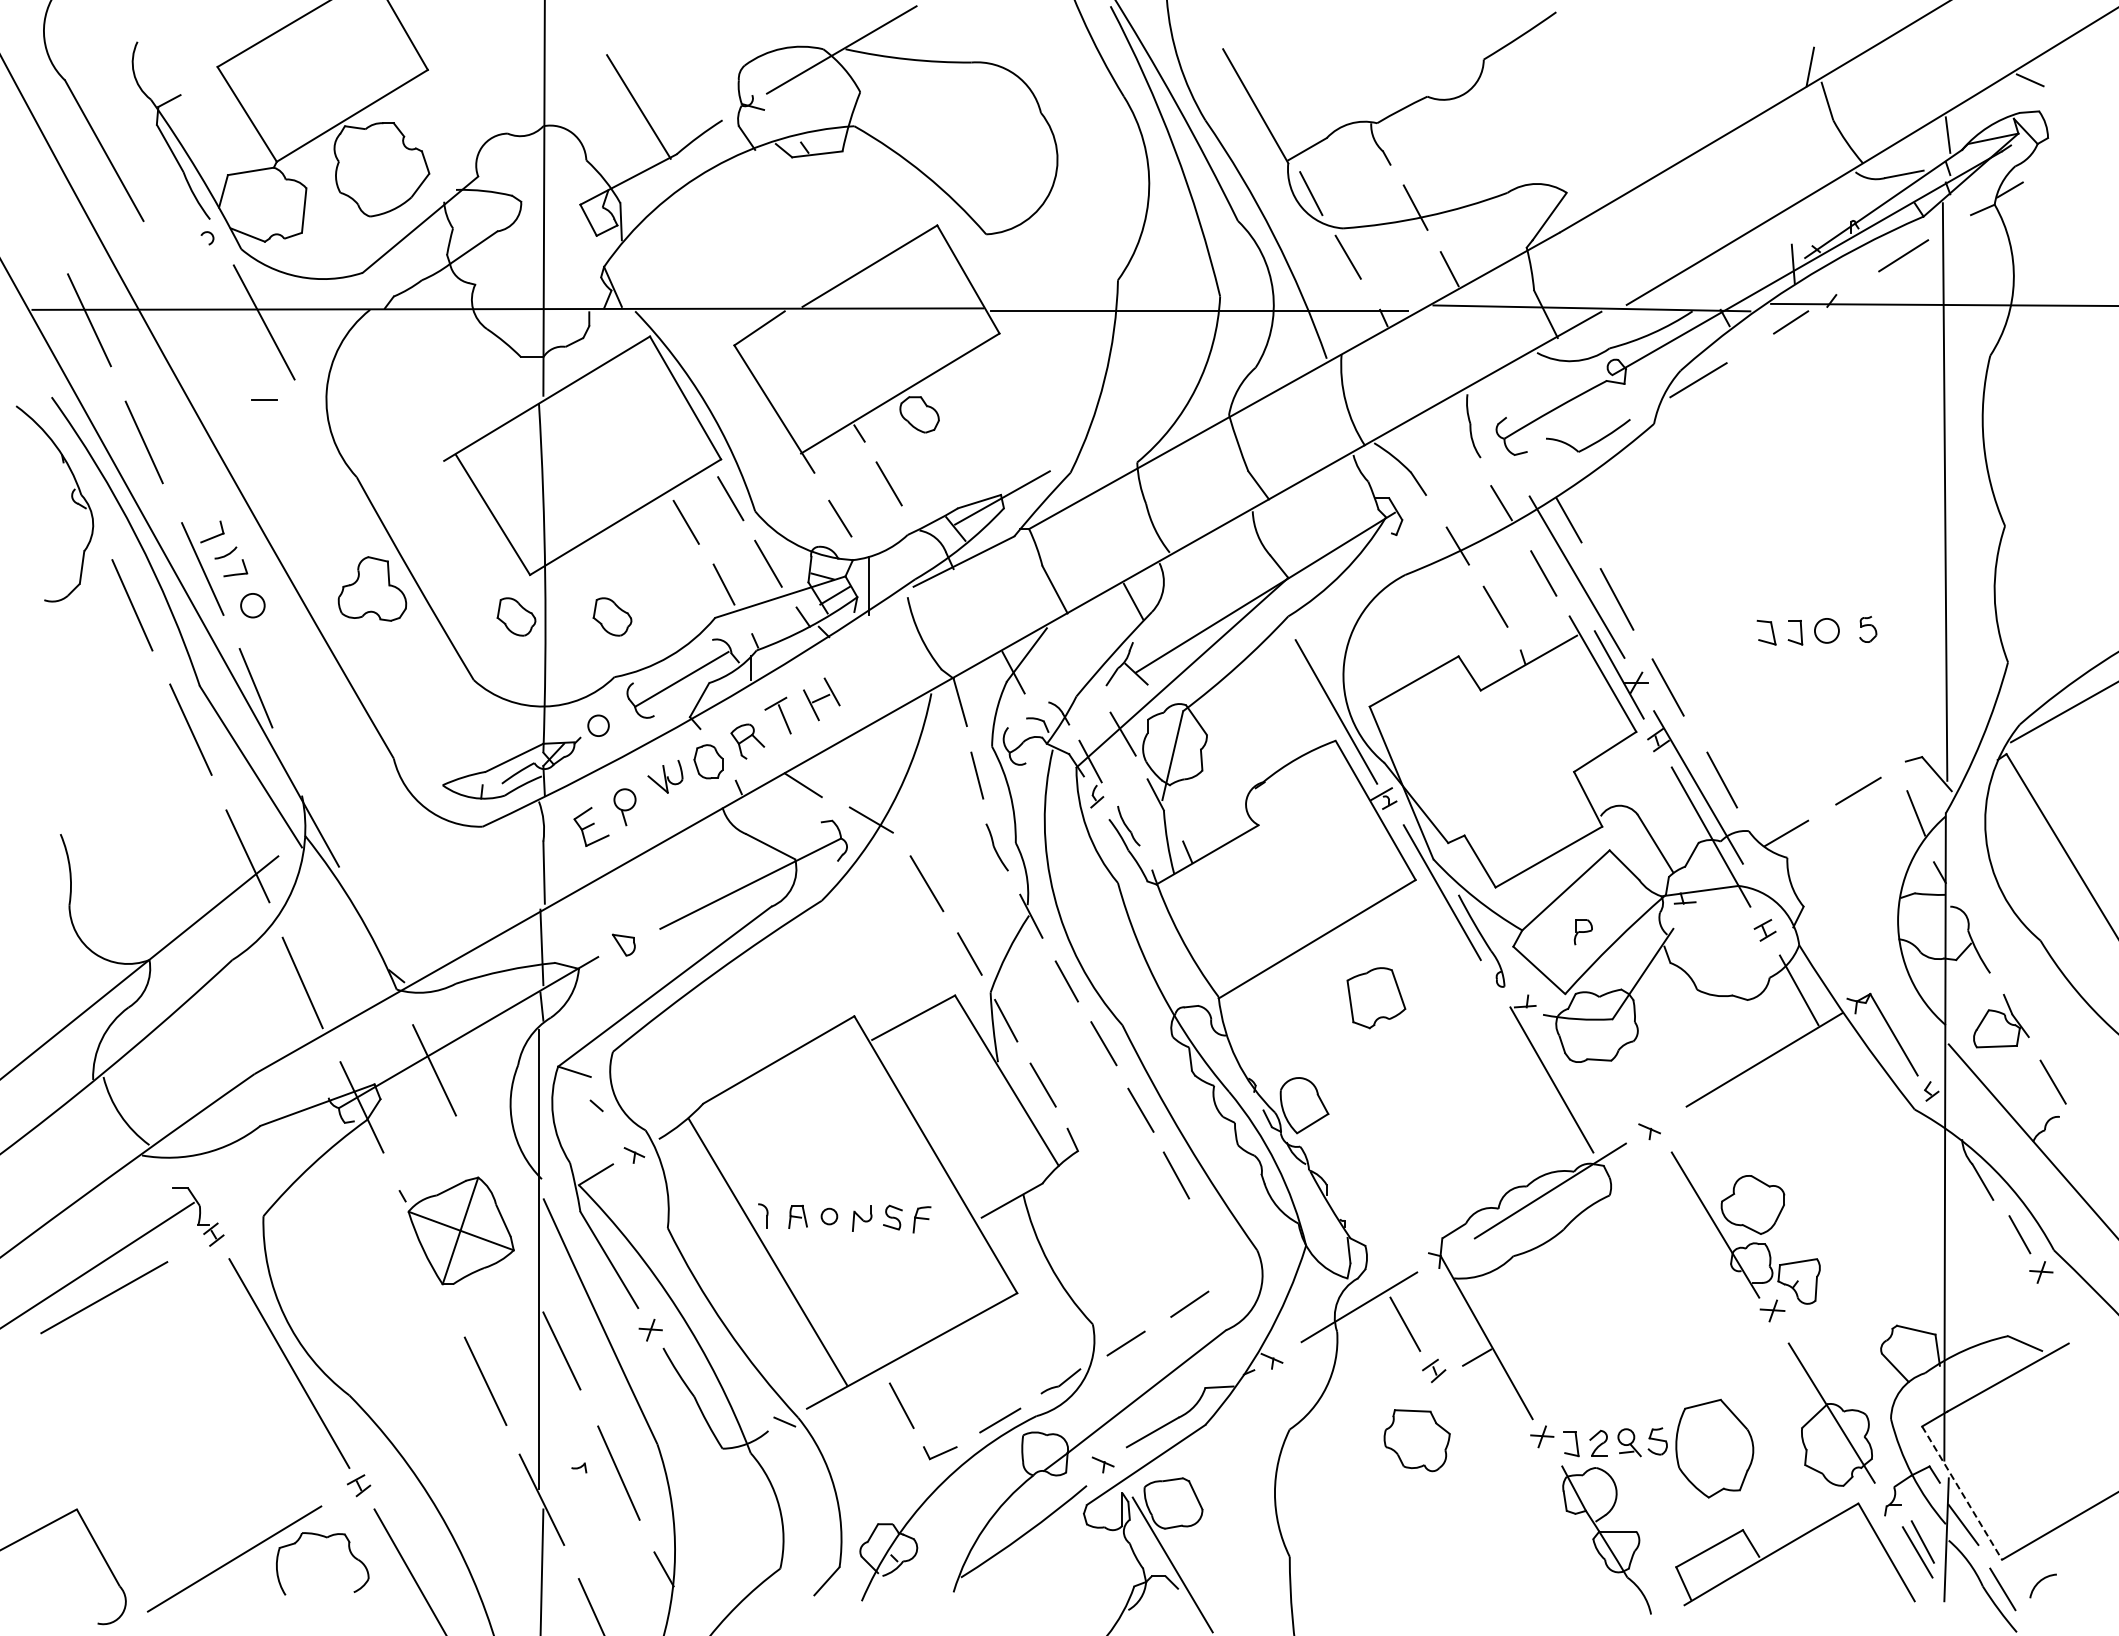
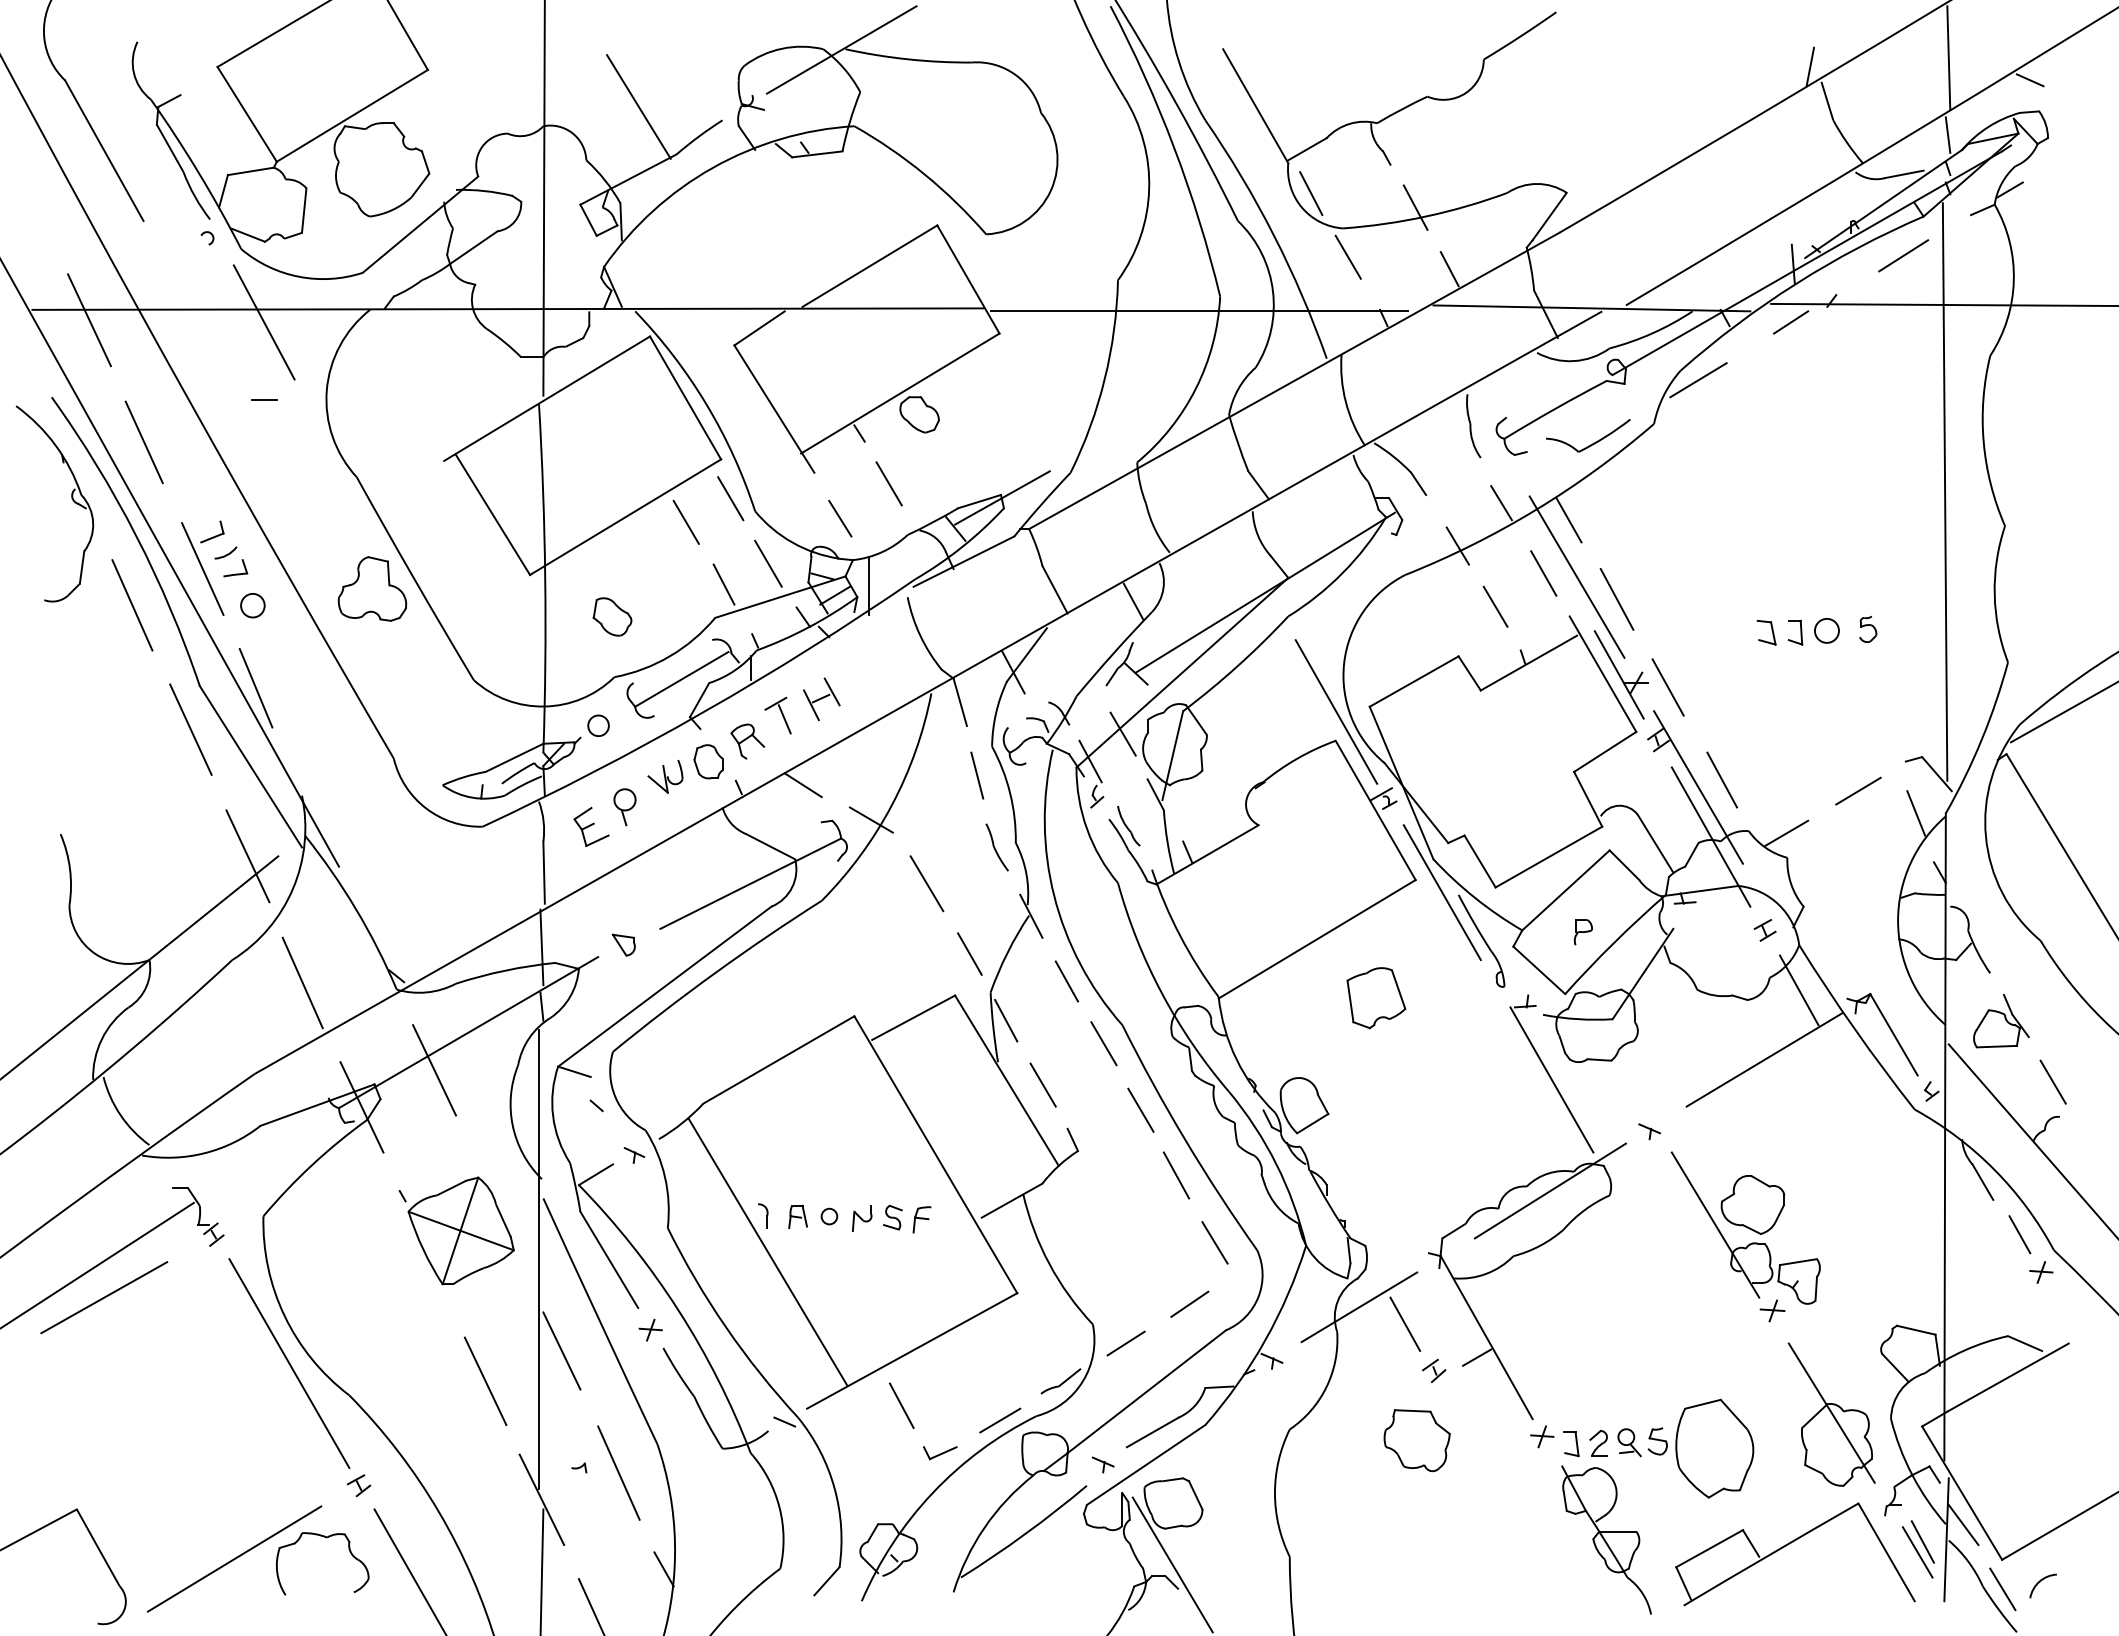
line: none -> present (1948, 57)
part: present -> none (516, 616)
line: none -> present (1214, 1242)
line: dashed -> solid (1962, 1493)
